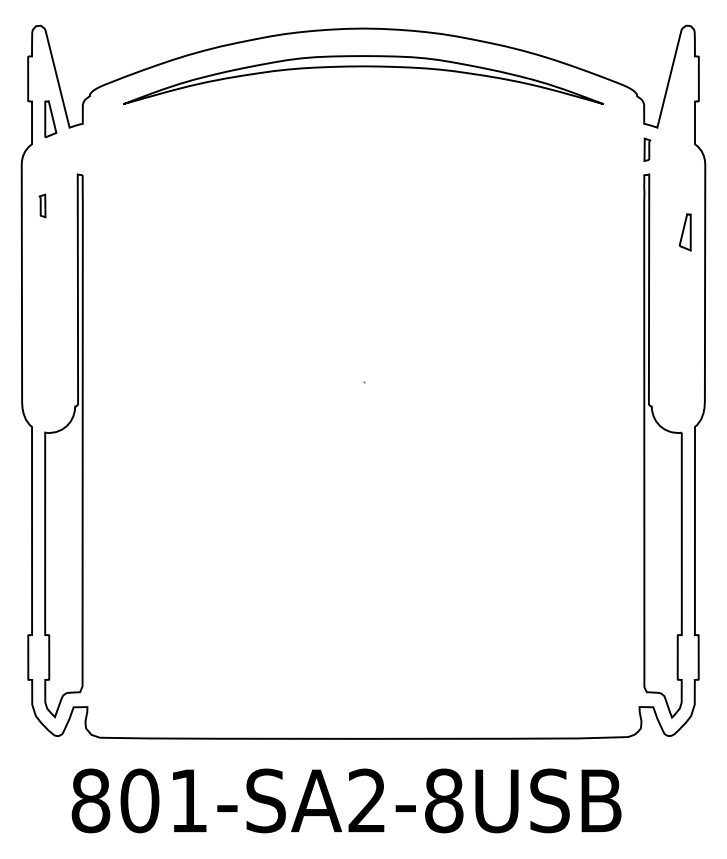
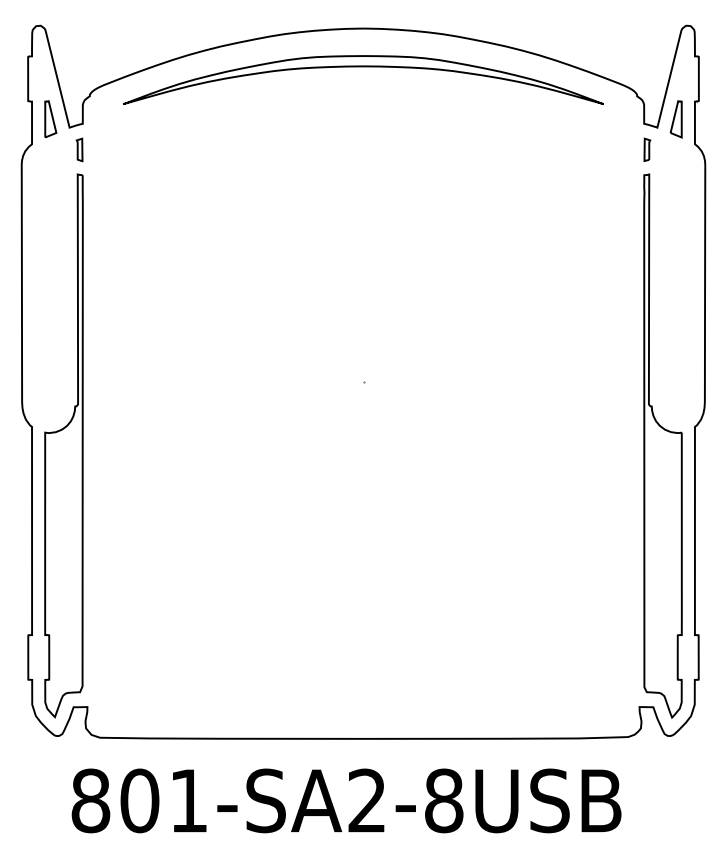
part position: (42, 205) -> (79, 149) (79, 149)
part position: (684, 232) -> (675, 119) (675, 119)
